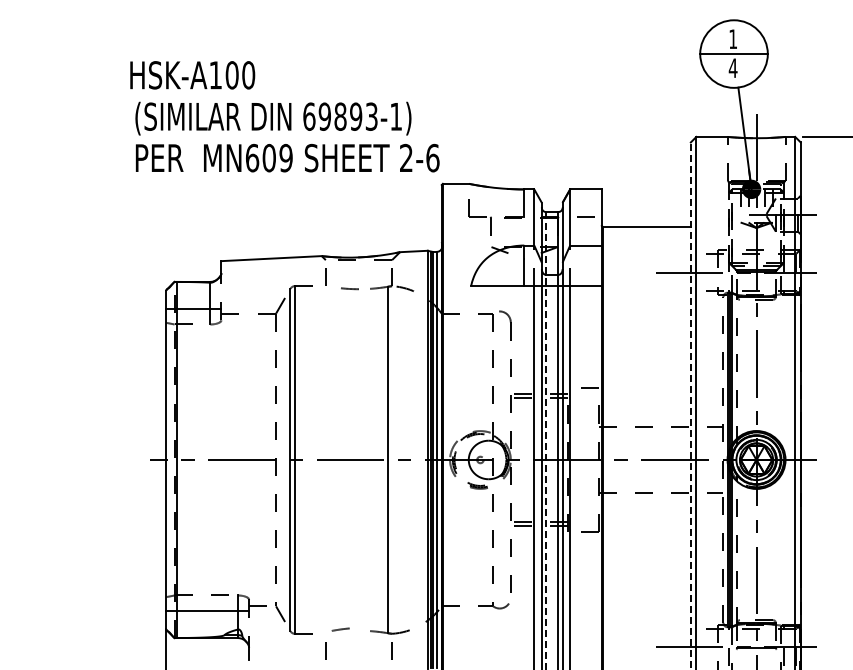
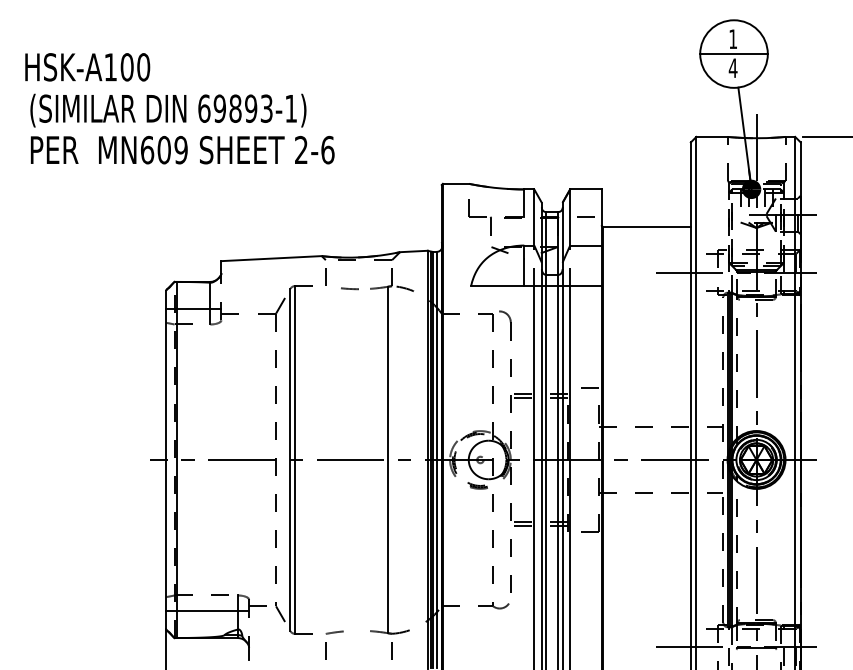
text position: (284, 116) -> (179, 108) (179, 108)
line: dashed -> solid (690, 406)
line: dashed -> solid (546, 440)
line position: (340, 629) -> (334, 632) (334, 632)
